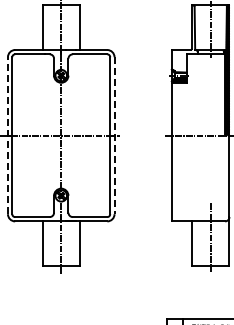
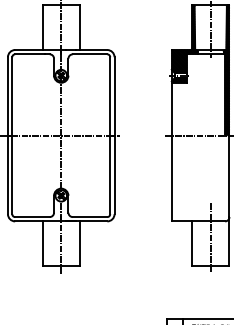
hatch: none -> present (184, 38)
line: dashed -> solid (7, 135)
line: dashed -> solid (114, 136)
